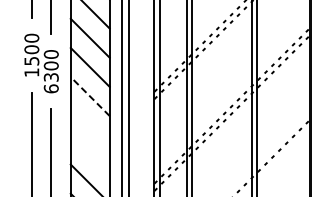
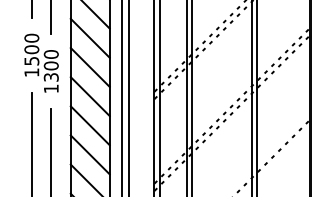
text: 6300 -> 1300 (50, 88)
line: dashed -> solid (90, 96)
line: none -> present (89, 125)
line: none -> present (89, 154)
